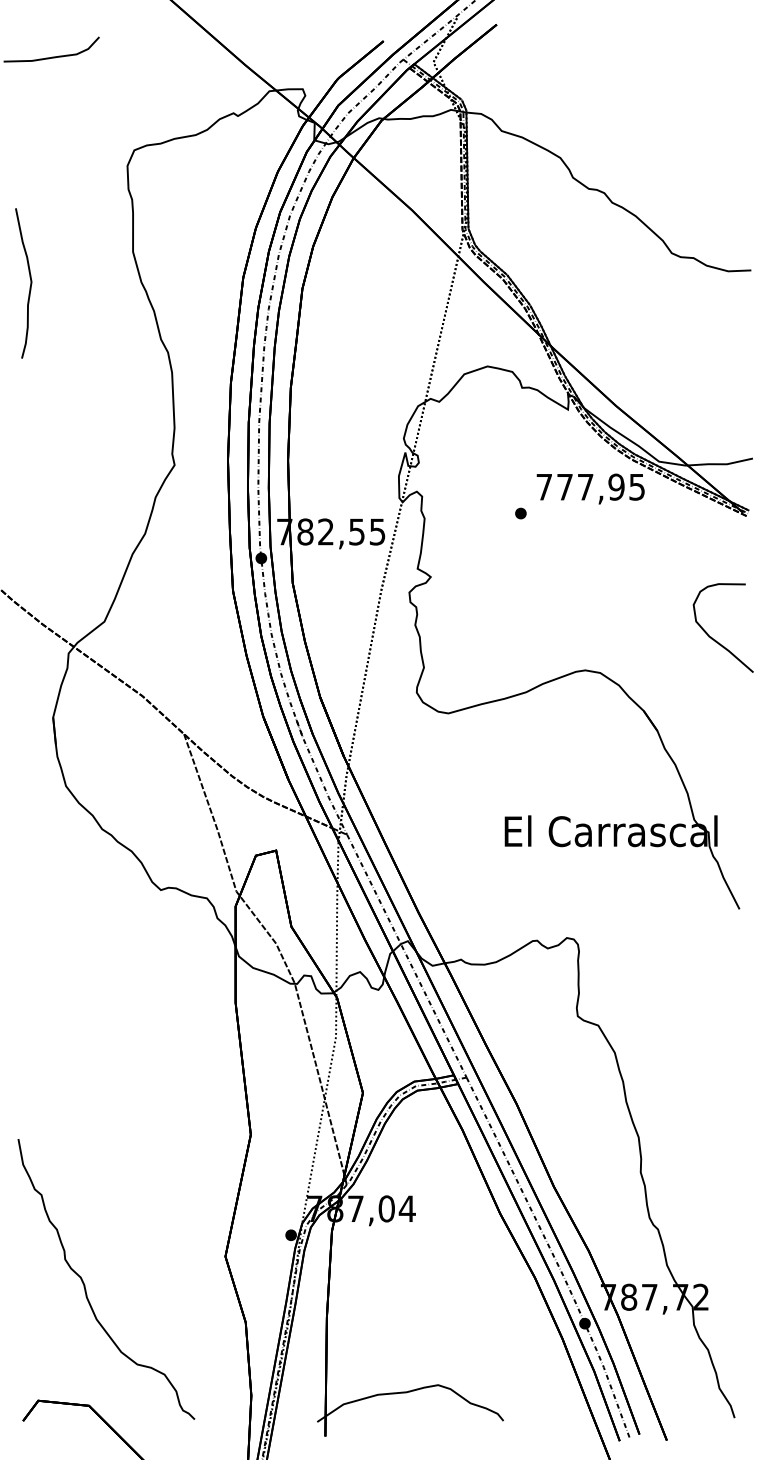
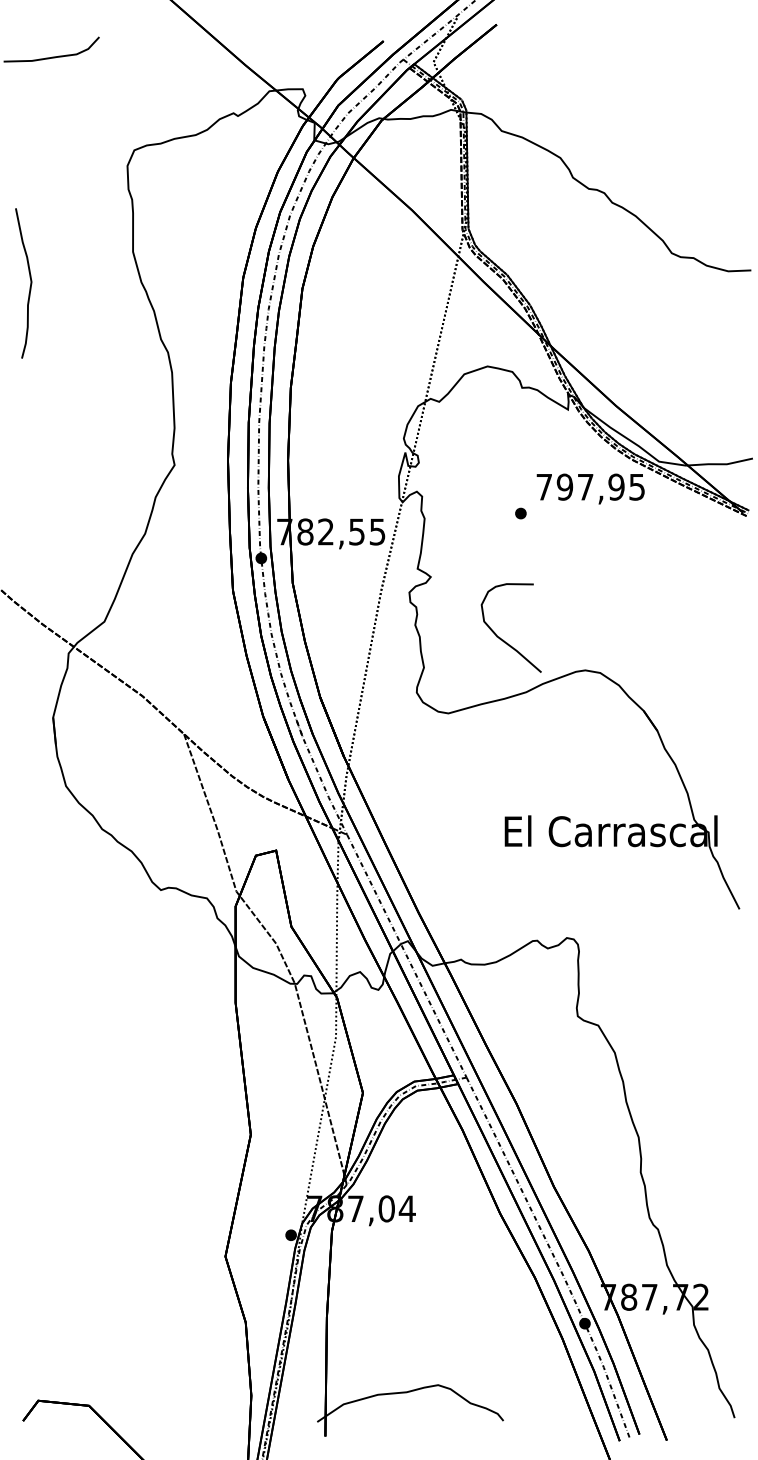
text: 777,95 -> 797,95 (564, 486)
curve position: (715, 639) -> (503, 639) (503, 639)
curve: present -> none (85, 1285)
